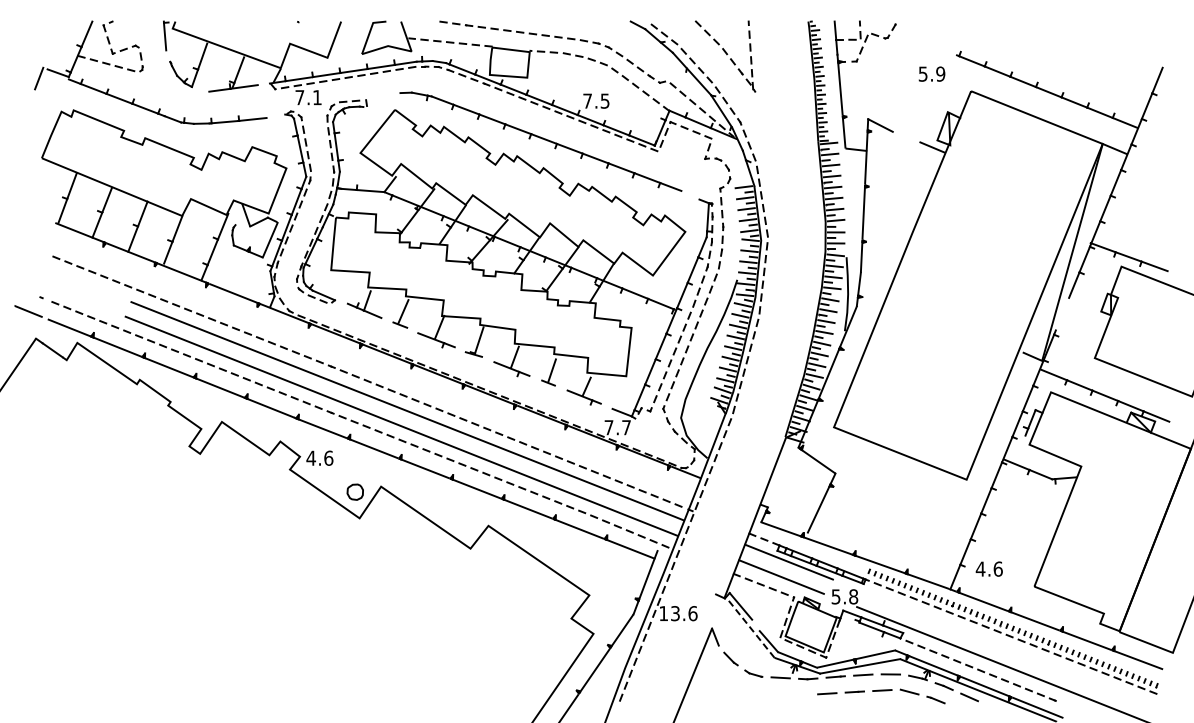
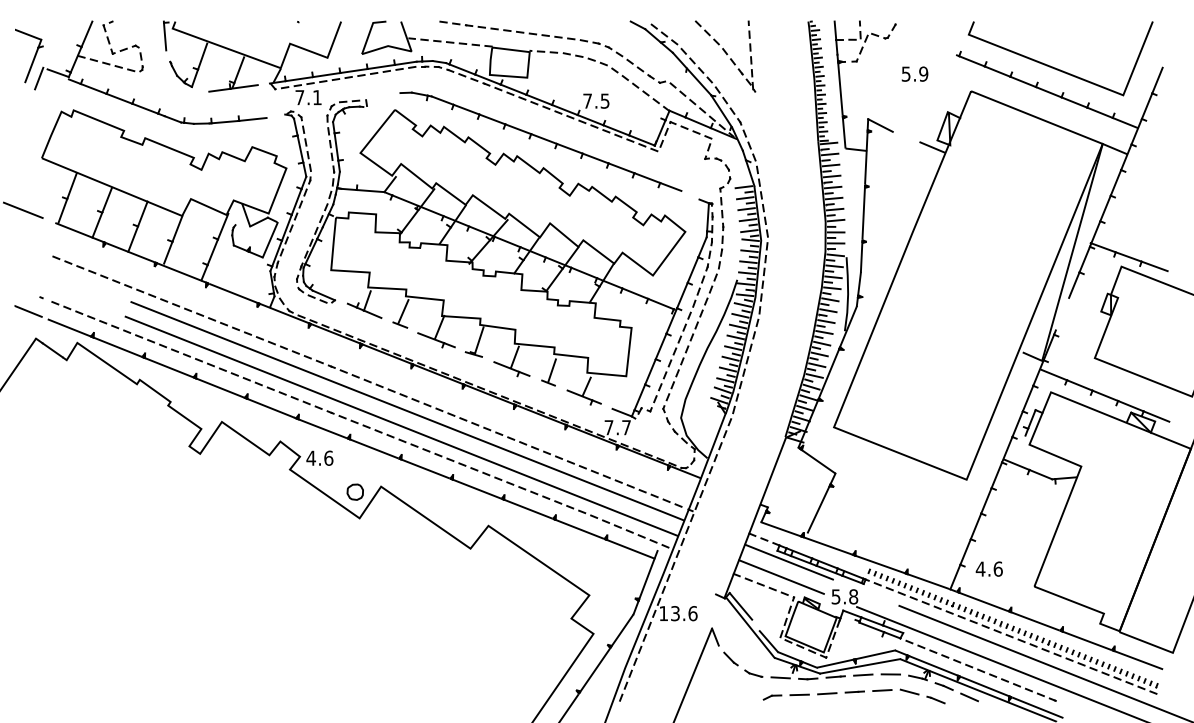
part: none -> present (29, 55)
line: none -> present (1058, 68)
text position: (931, 73) -> (914, 73) (914, 73)
line: none -> present (22, 210)
line: dashed -> solid (750, 627)
line: none -> present (1042, 662)
part: none -> present (785, 696)
